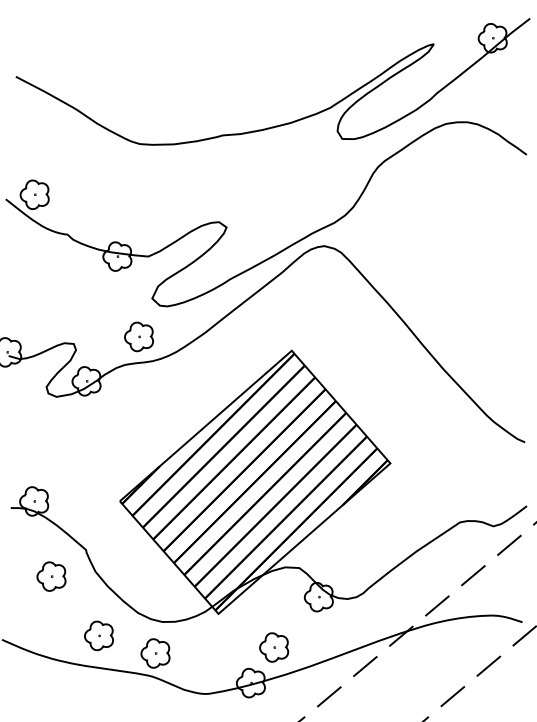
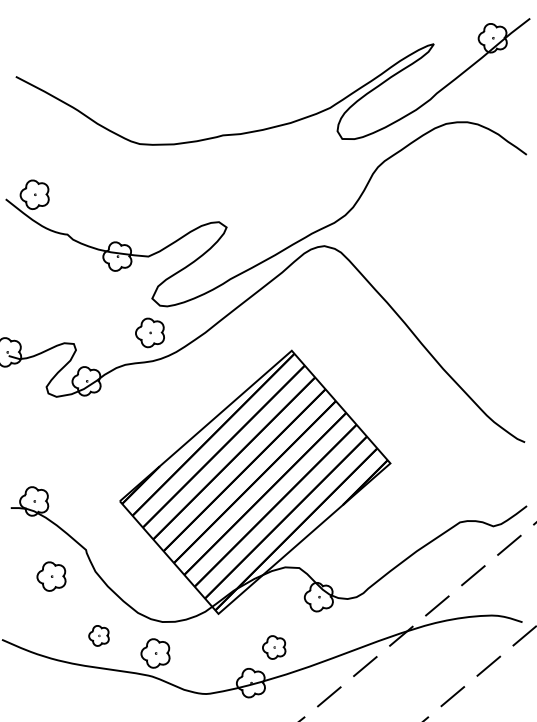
part position: (138, 336) -> (149, 332) (149, 332)
part size: 30x32 px -> 22x22 px (98, 635)
part size: 31x31 px -> 25x25 px (274, 647)
